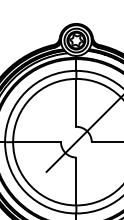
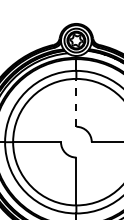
line: solid -> dashed (76, 102)
line: present -> none (82, 134)
